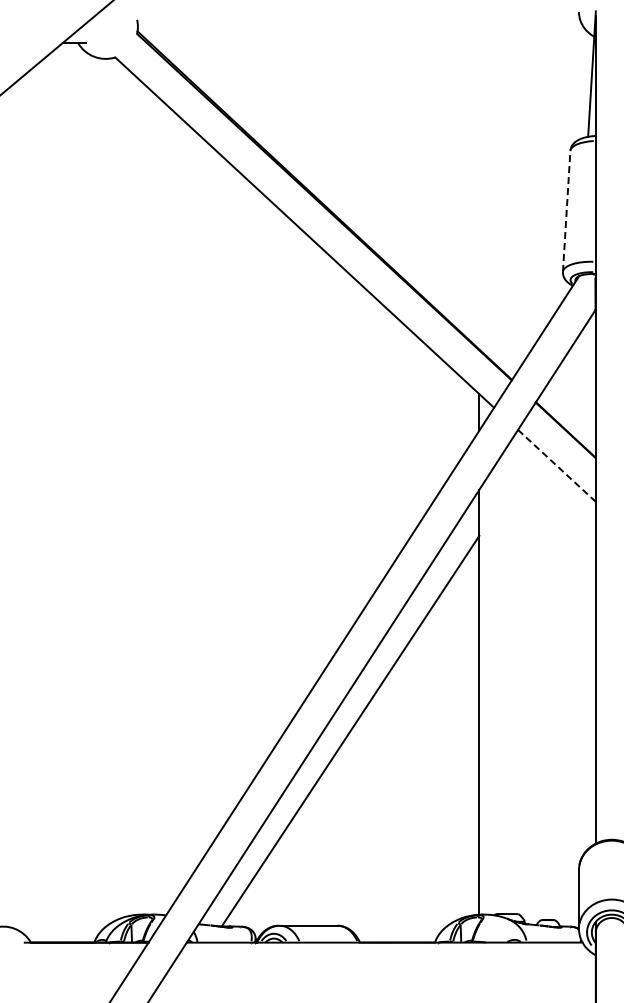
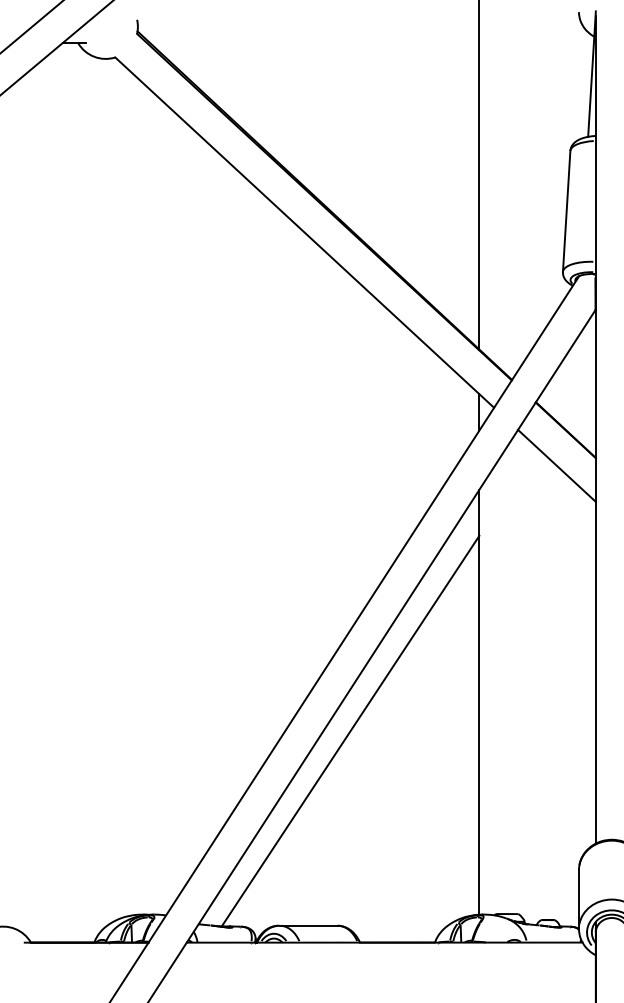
line: none -> present (31, 26)
line: none -> present (479, 175)
line: dashed -> solid (566, 211)
line: dashed -> solid (556, 465)
